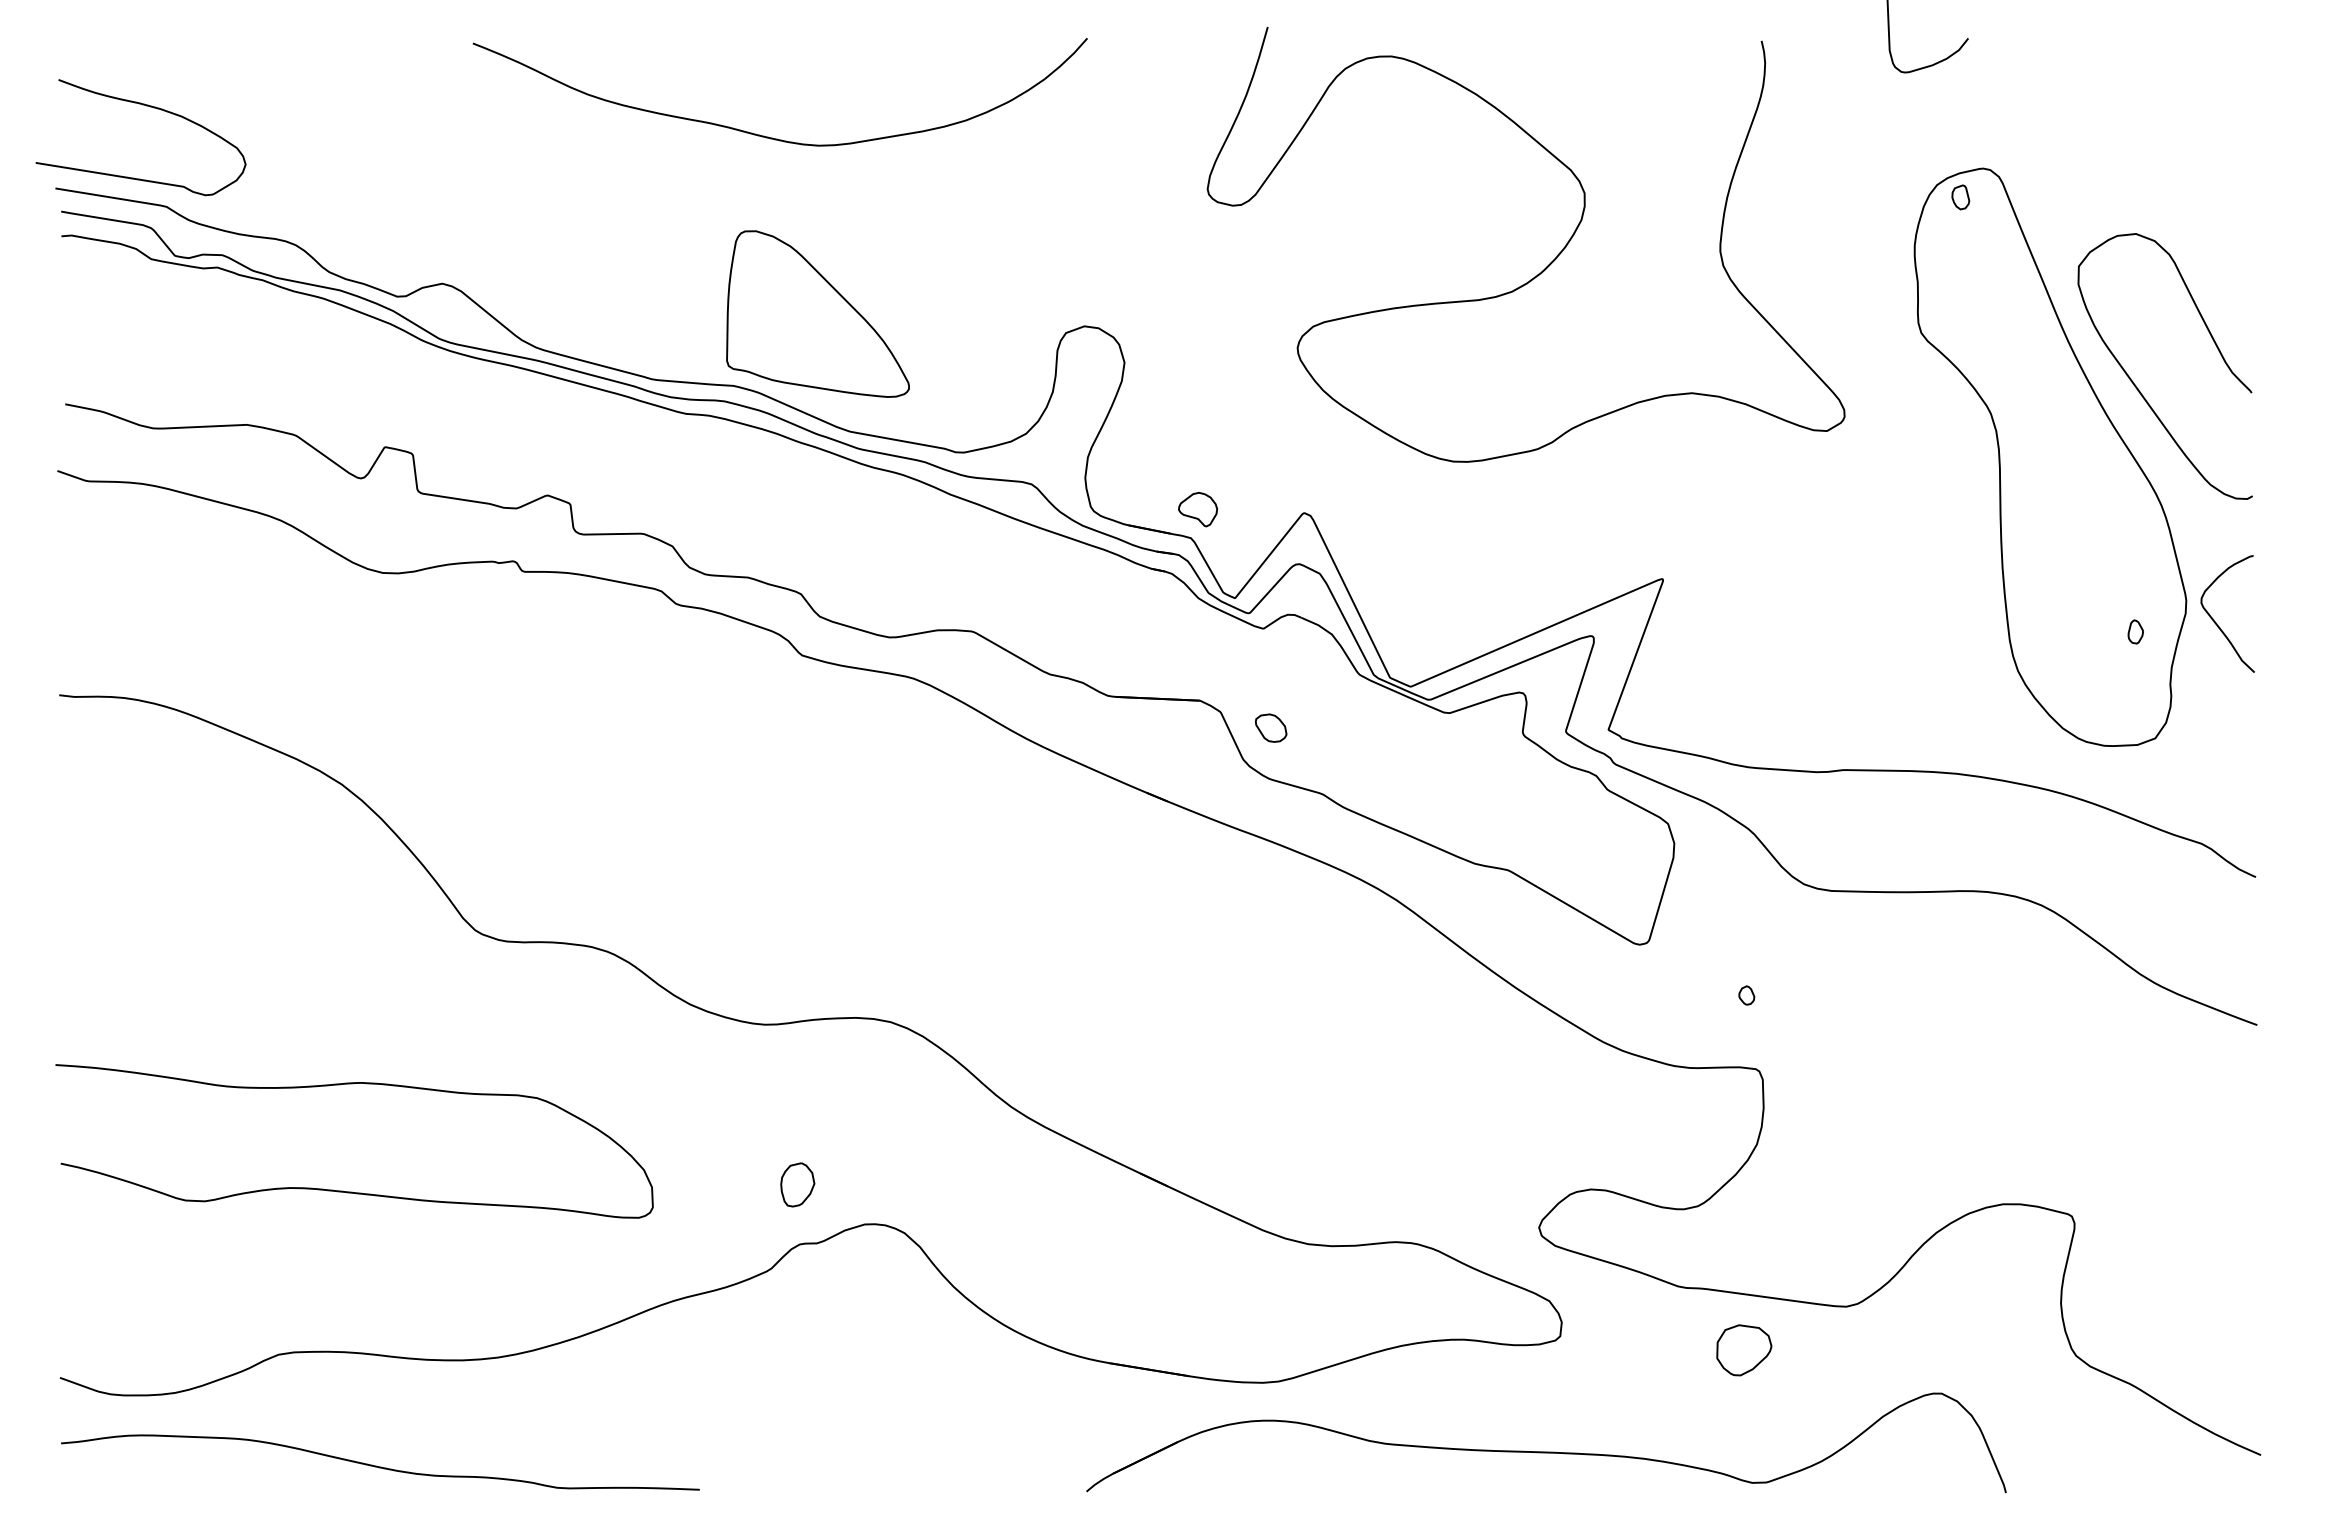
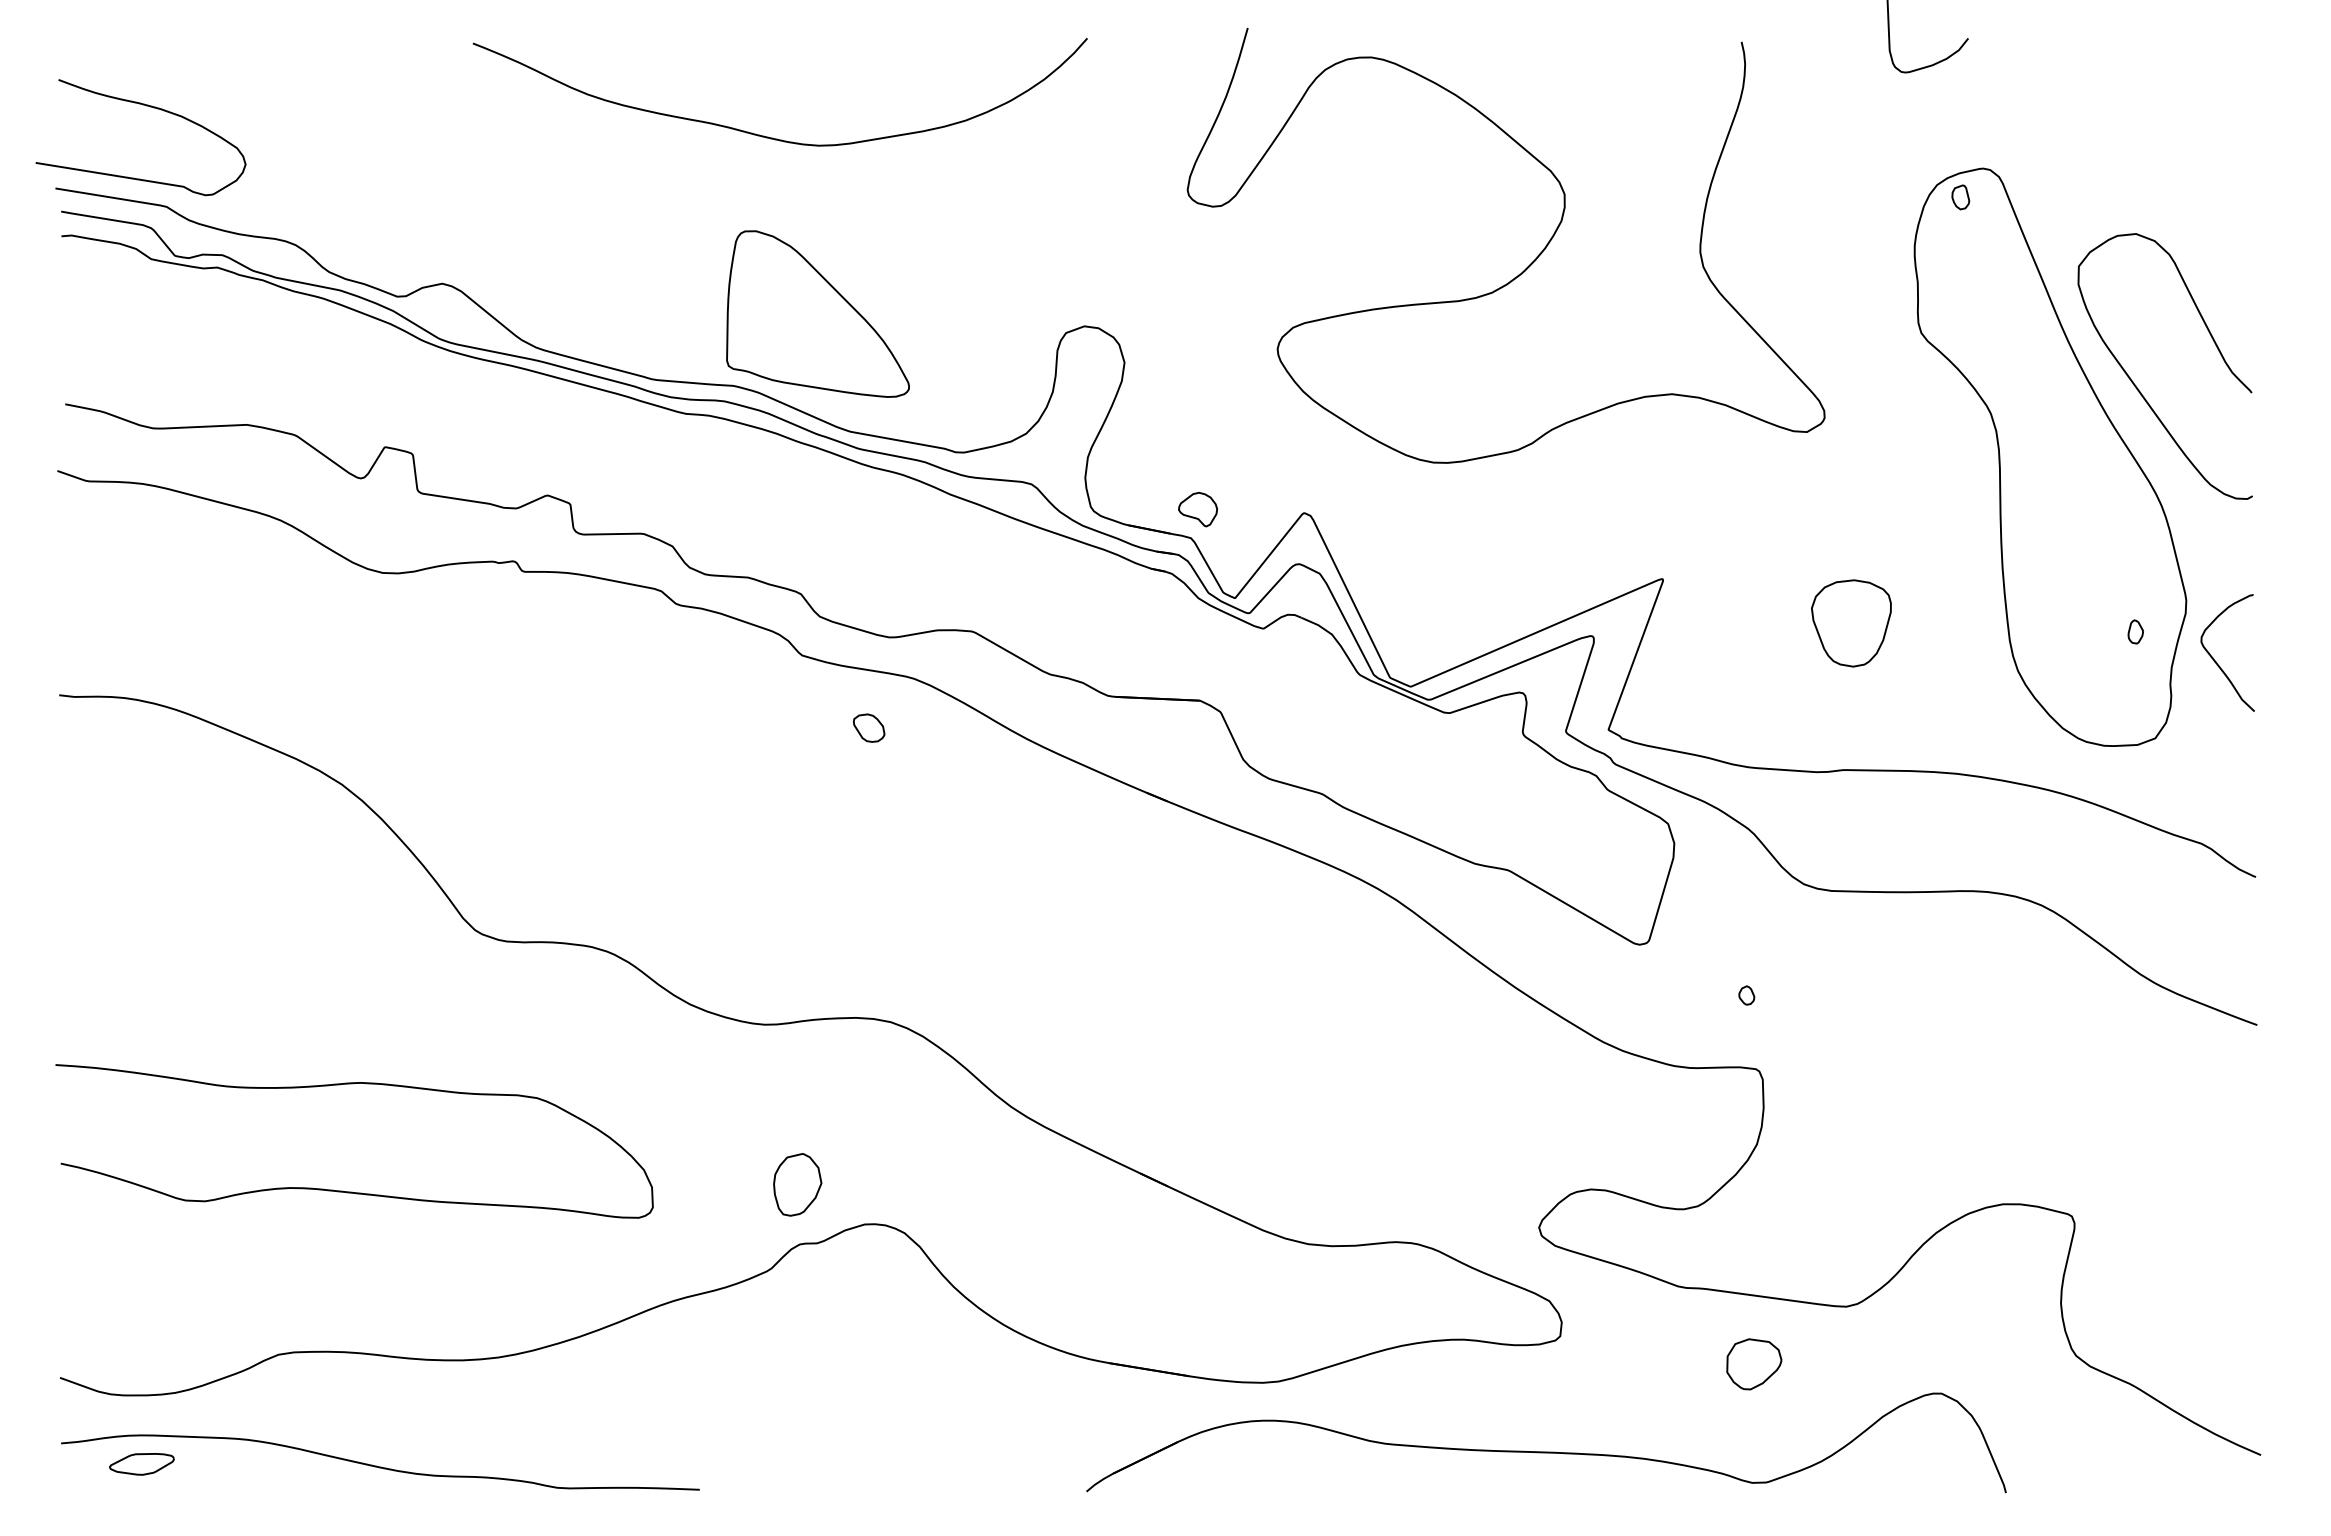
curve position: (1547, 265) -> (1527, 266) (1527, 266)
part: none -> present (1851, 623)
curve position: (2217, 623) -> (2217, 662) (2217, 662)
part position: (1271, 727) -> (869, 727) (869, 727)
part size: 36x46 px -> 50x64 px (797, 1184)
part position: (1744, 1350) -> (1754, 1364) (1754, 1364)
part: none -> present (141, 1464)
